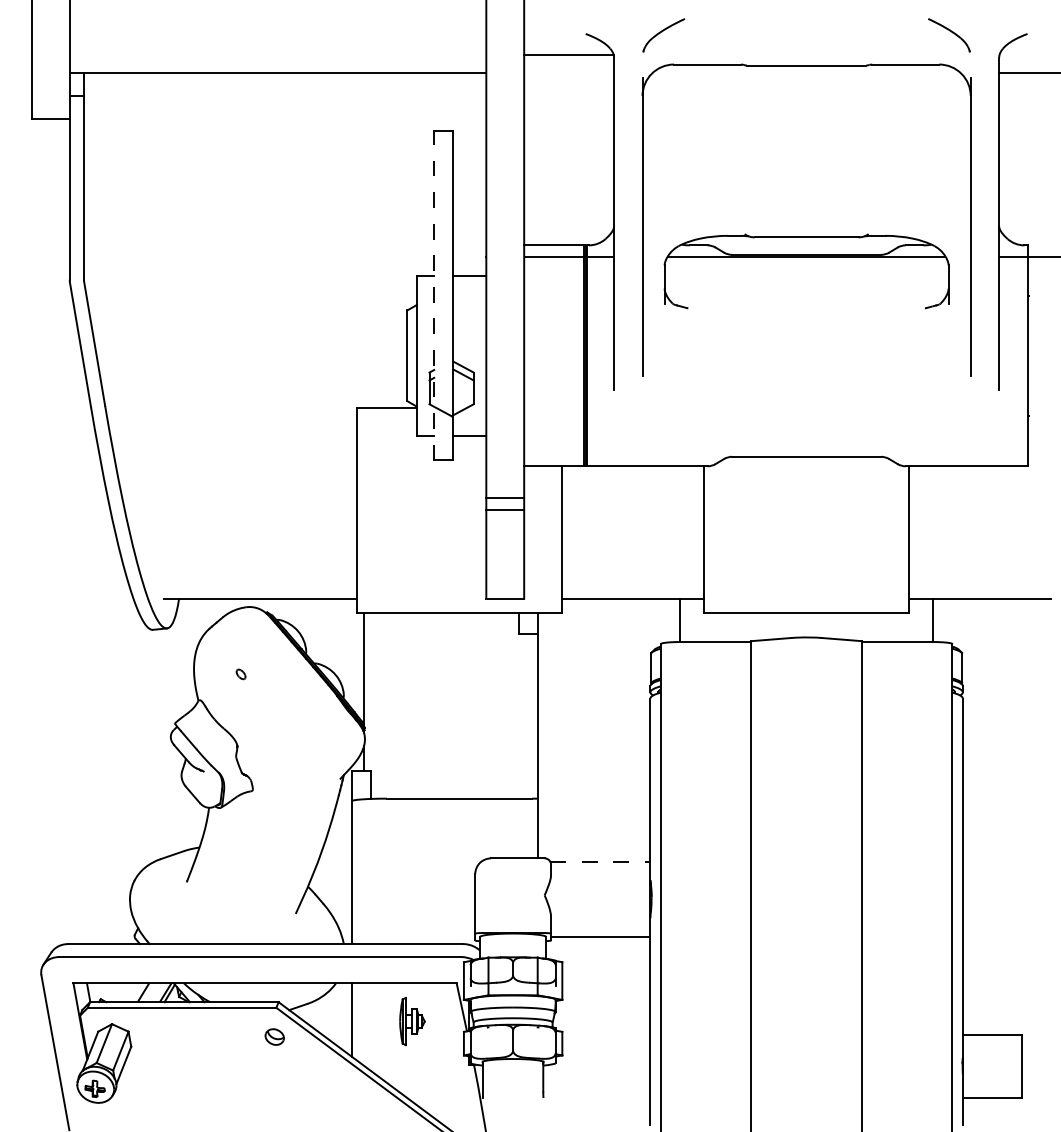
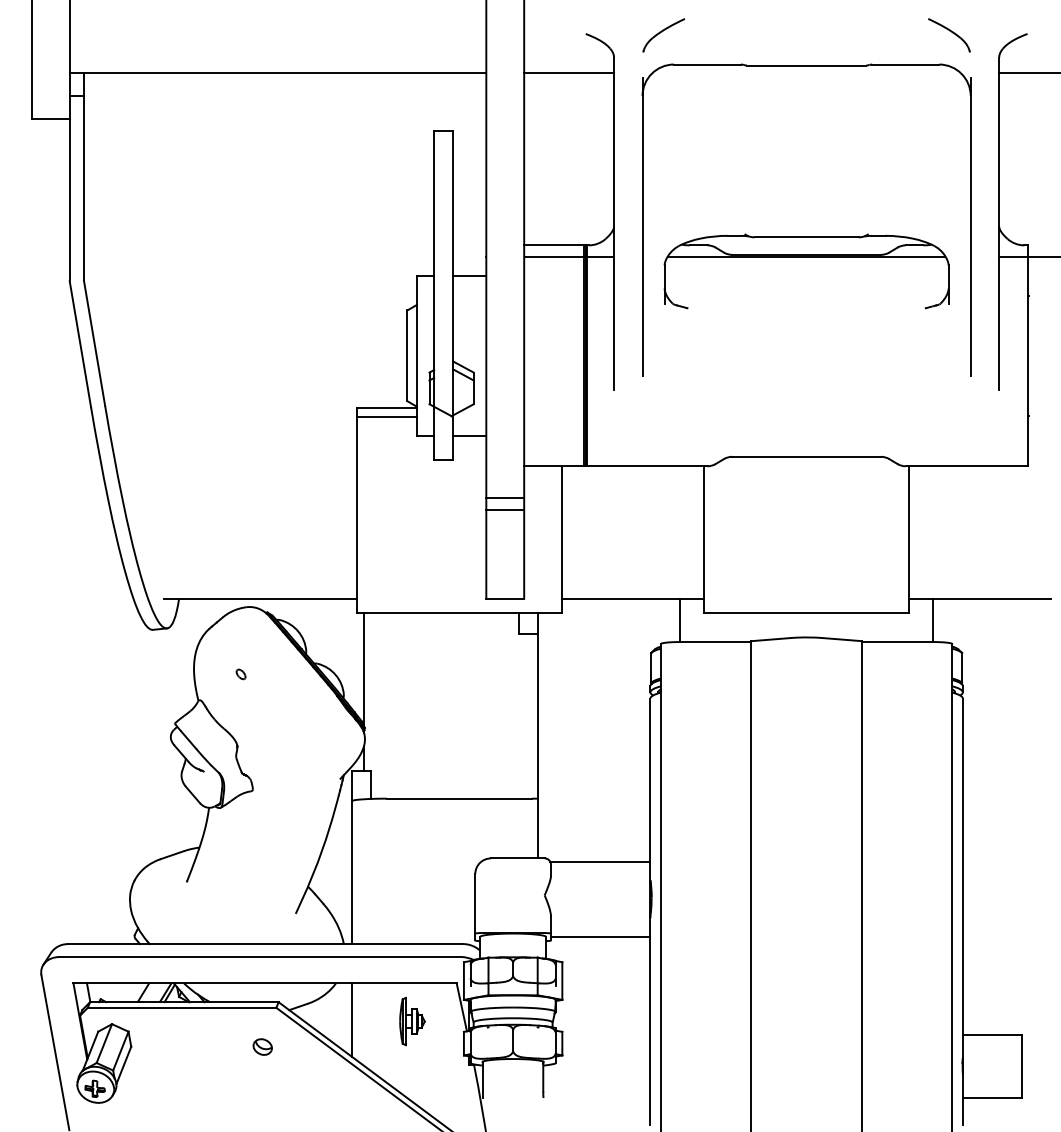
line position: (569, 55) -> (569, 73) (569, 73)
line: dashed -> solid (434, 295)
line: none -> present (386, 417)
line: dashed -> solid (600, 861)
part position: (274, 1036) -> (262, 1046) (262, 1046)
